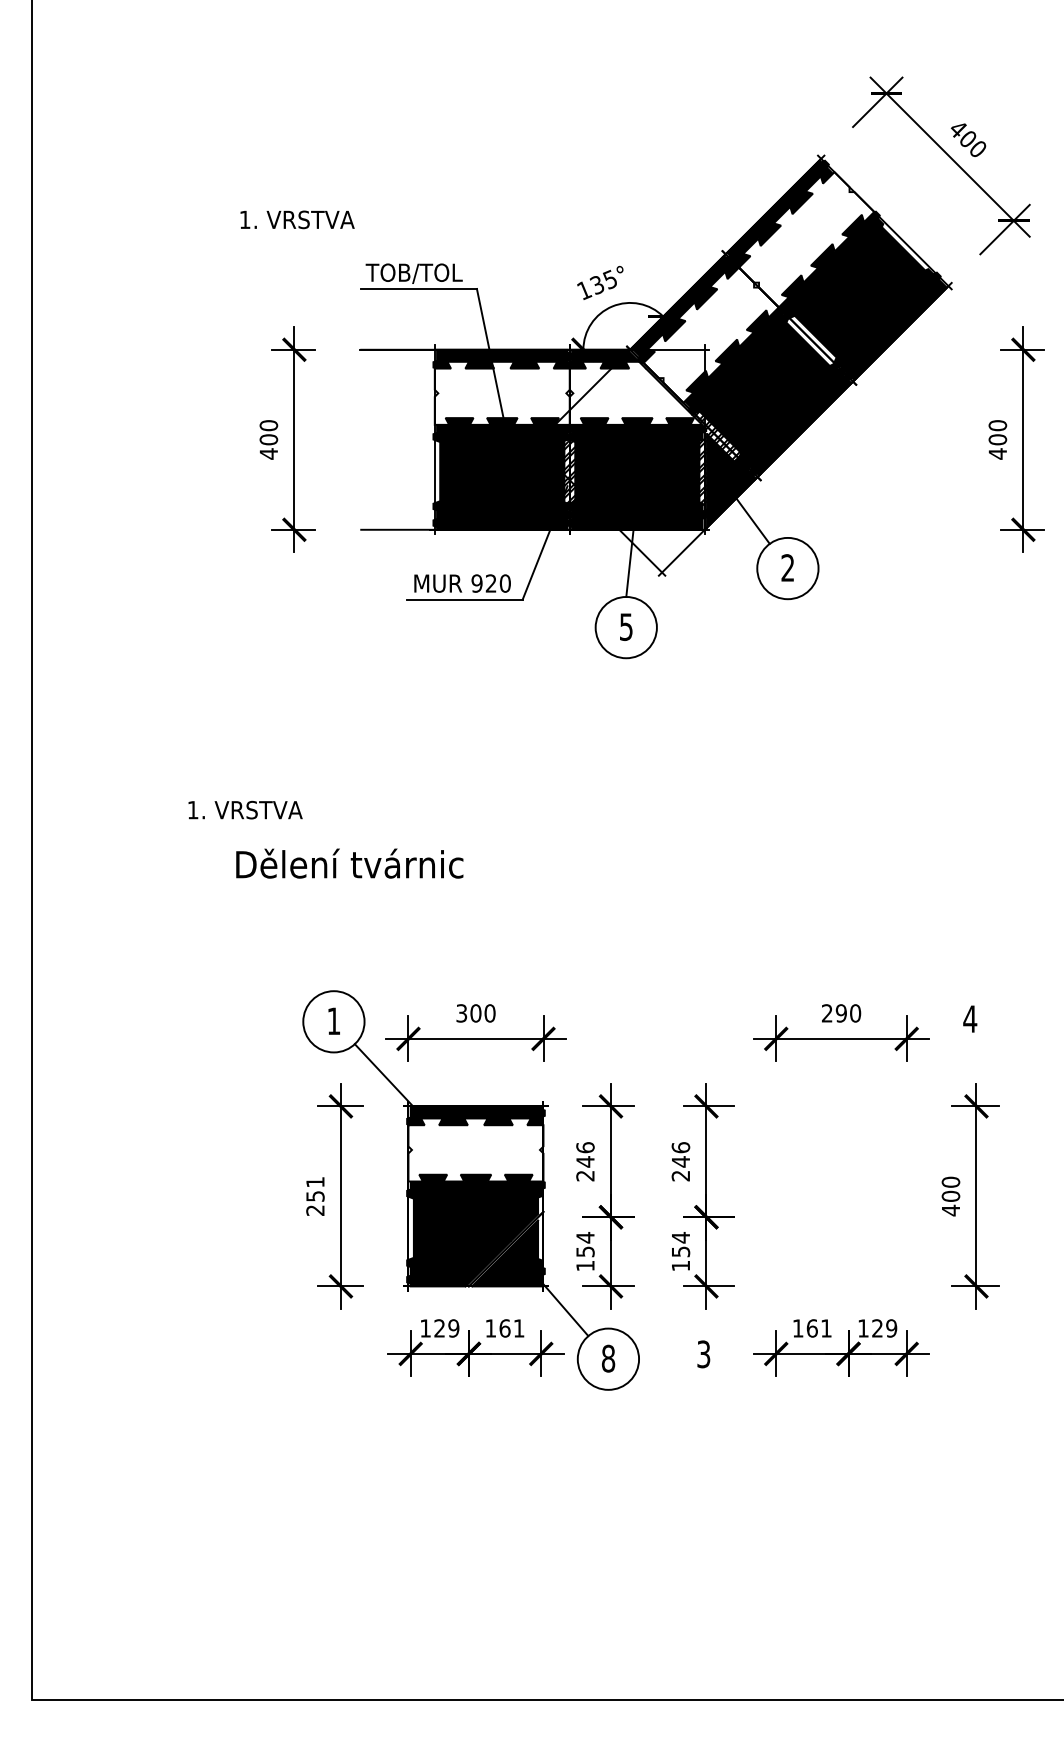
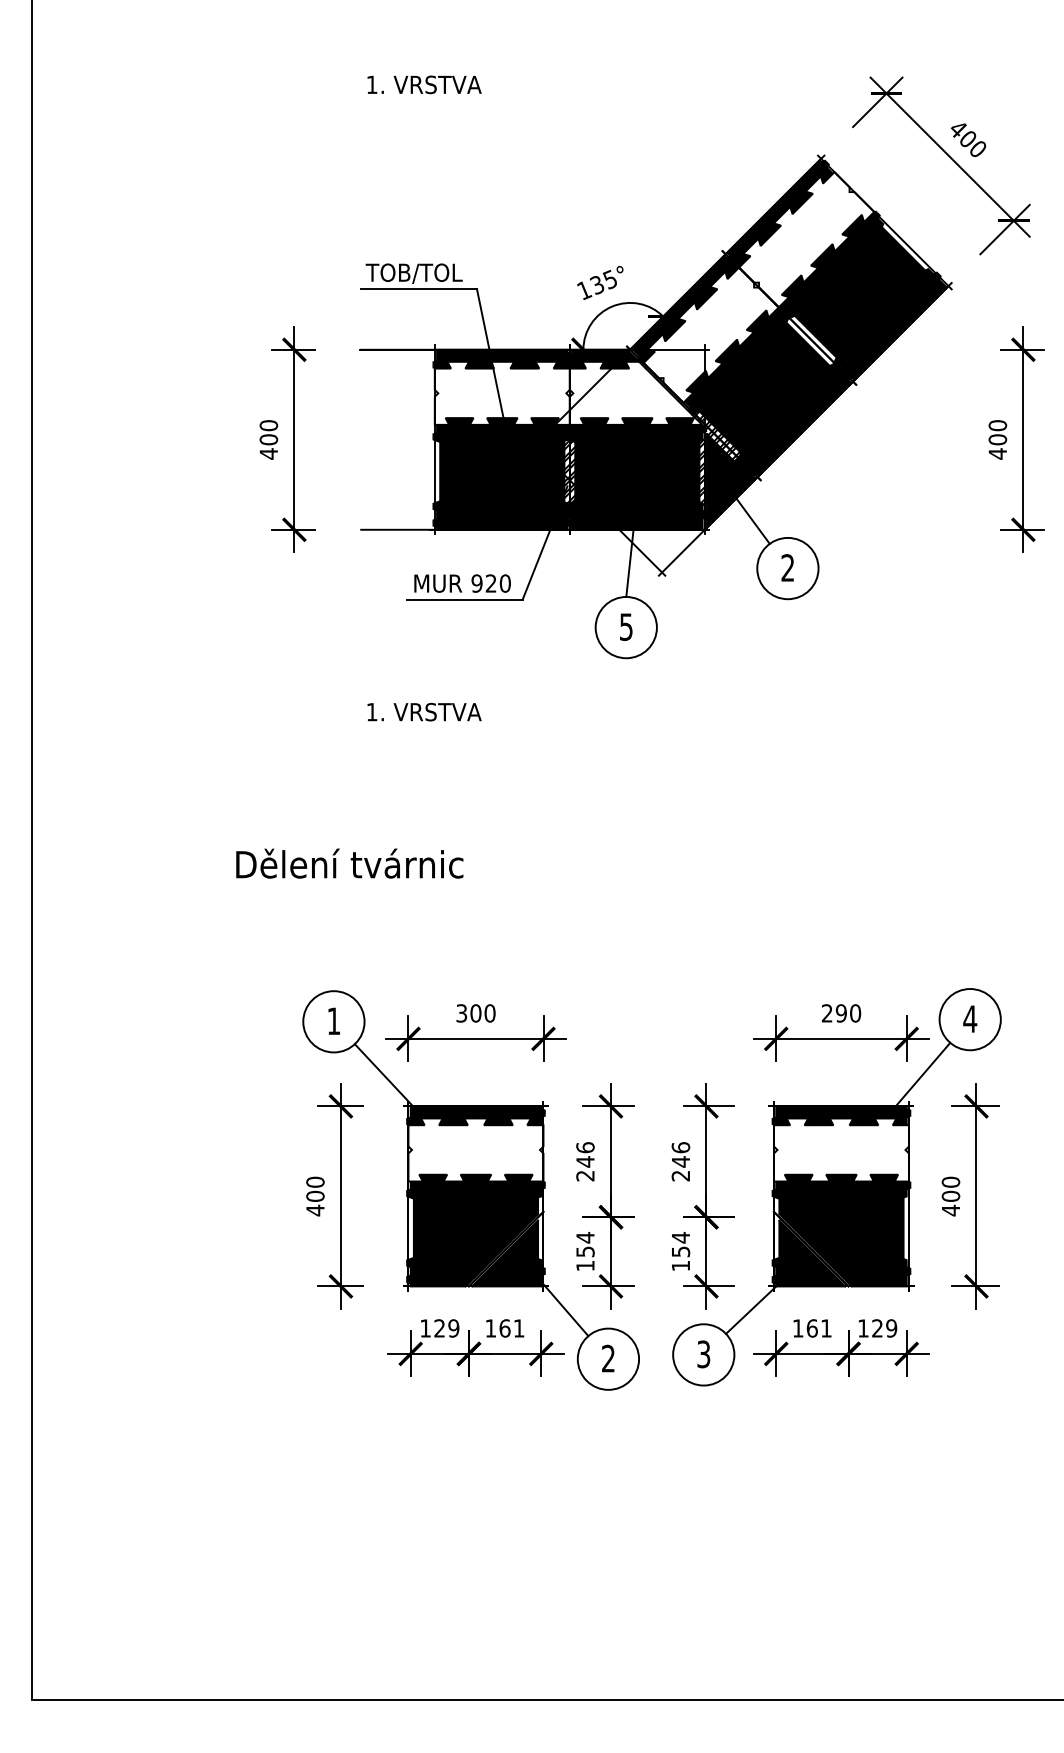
text position: (297, 219) -> (424, 84) (424, 84)
text position: (245, 809) -> (424, 711) (424, 711)
part: none -> present (836, 1187)
text: 251 -> 400 (315, 1196)
text: 8 -> 2 (608, 1358)
